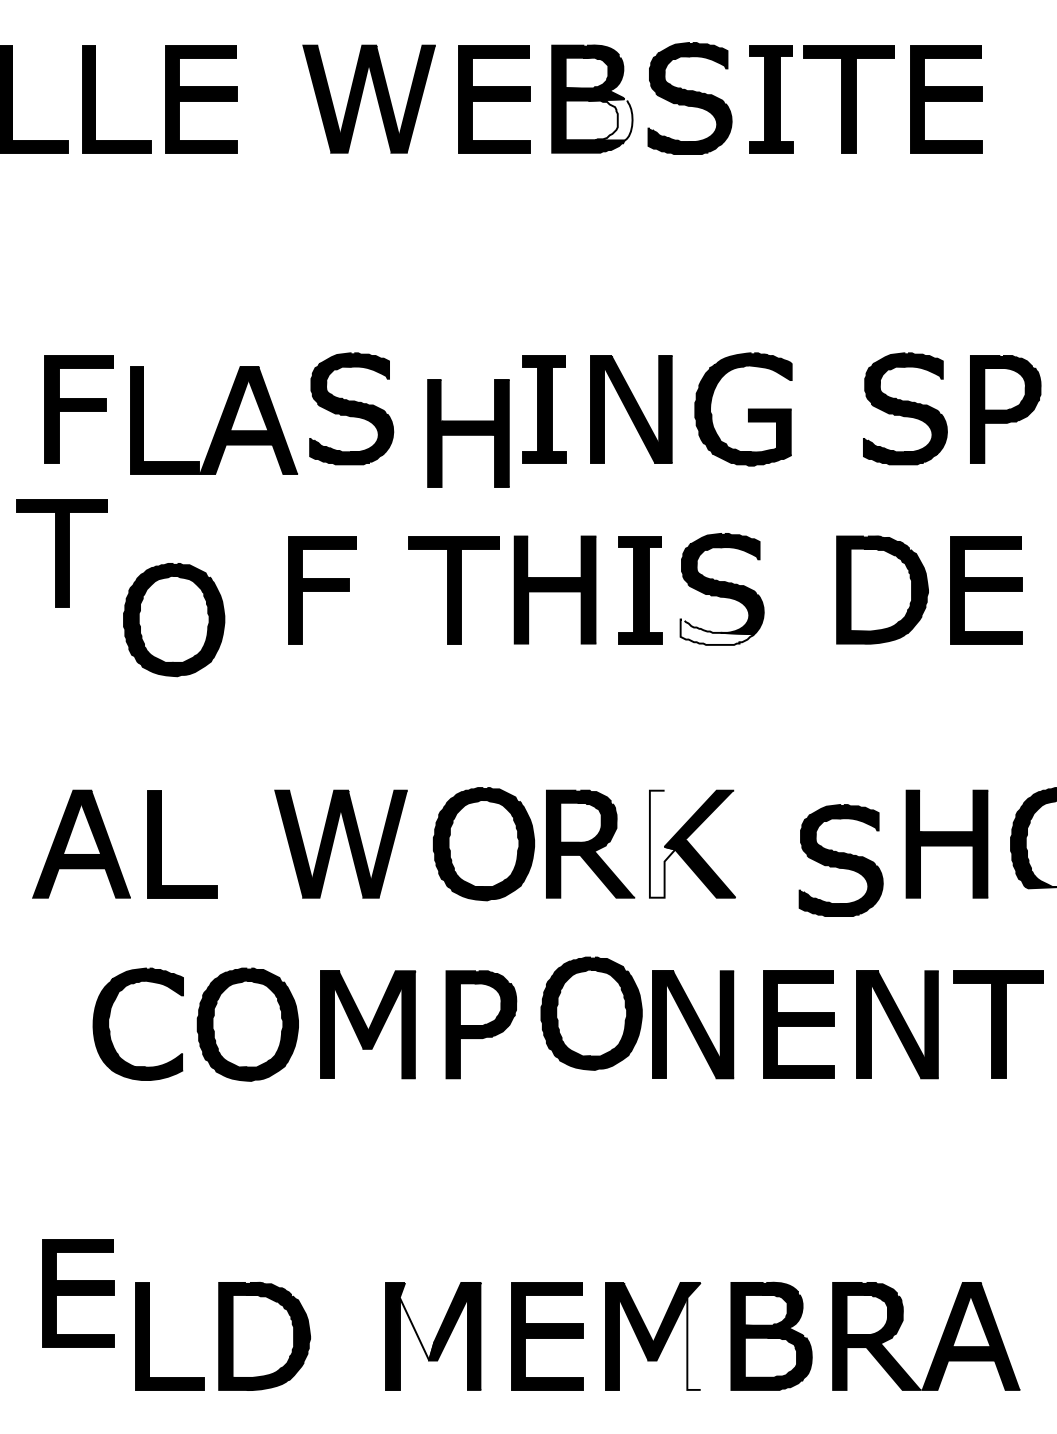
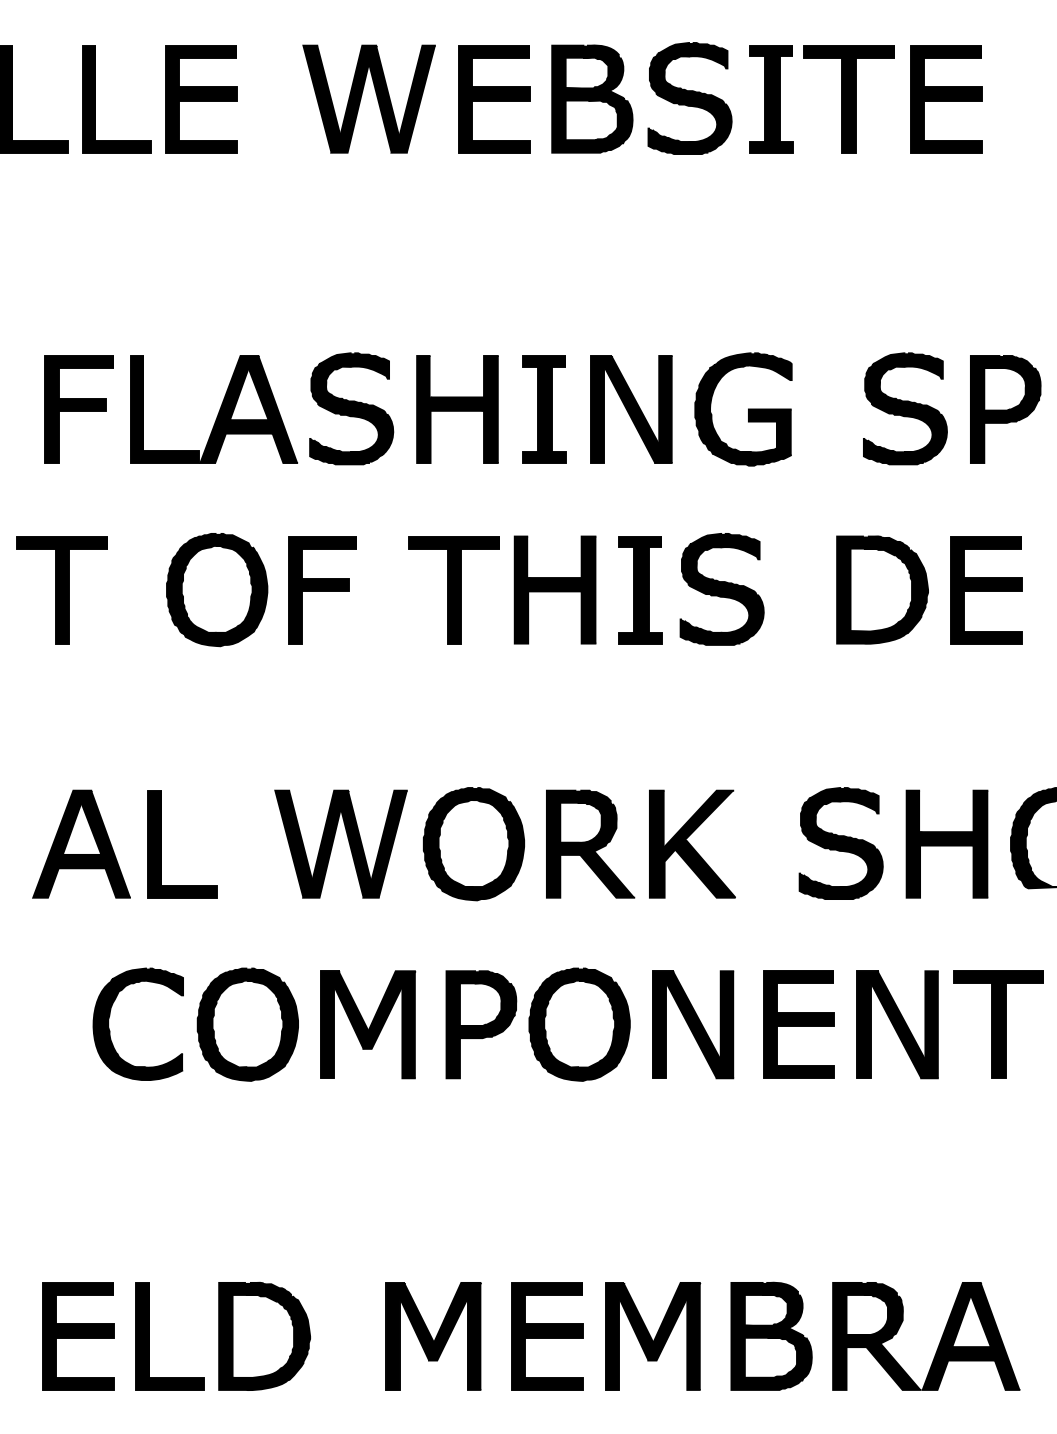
fill: none -> present (598, 119)
part position: (213, 420) -> (213, 409) (213, 409)
part position: (468, 433) -> (457, 409) (457, 409)
part position: (61, 553) -> (61, 590) (61, 590)
part position: (174, 620) -> (217, 590) (217, 590)
fill: none -> present (717, 631)
fill: none -> present (662, 843)
part position: (483, 844) -> (473, 844) (473, 844)
part position: (840, 860) -> (840, 843) (840, 843)
part position: (591, 1013) -> (579, 1024) (579, 1024)
part position: (78, 1293) -> (78, 1336) (78, 1336)
fill: none -> present (416, 1321)
fill: none -> present (693, 1335)
